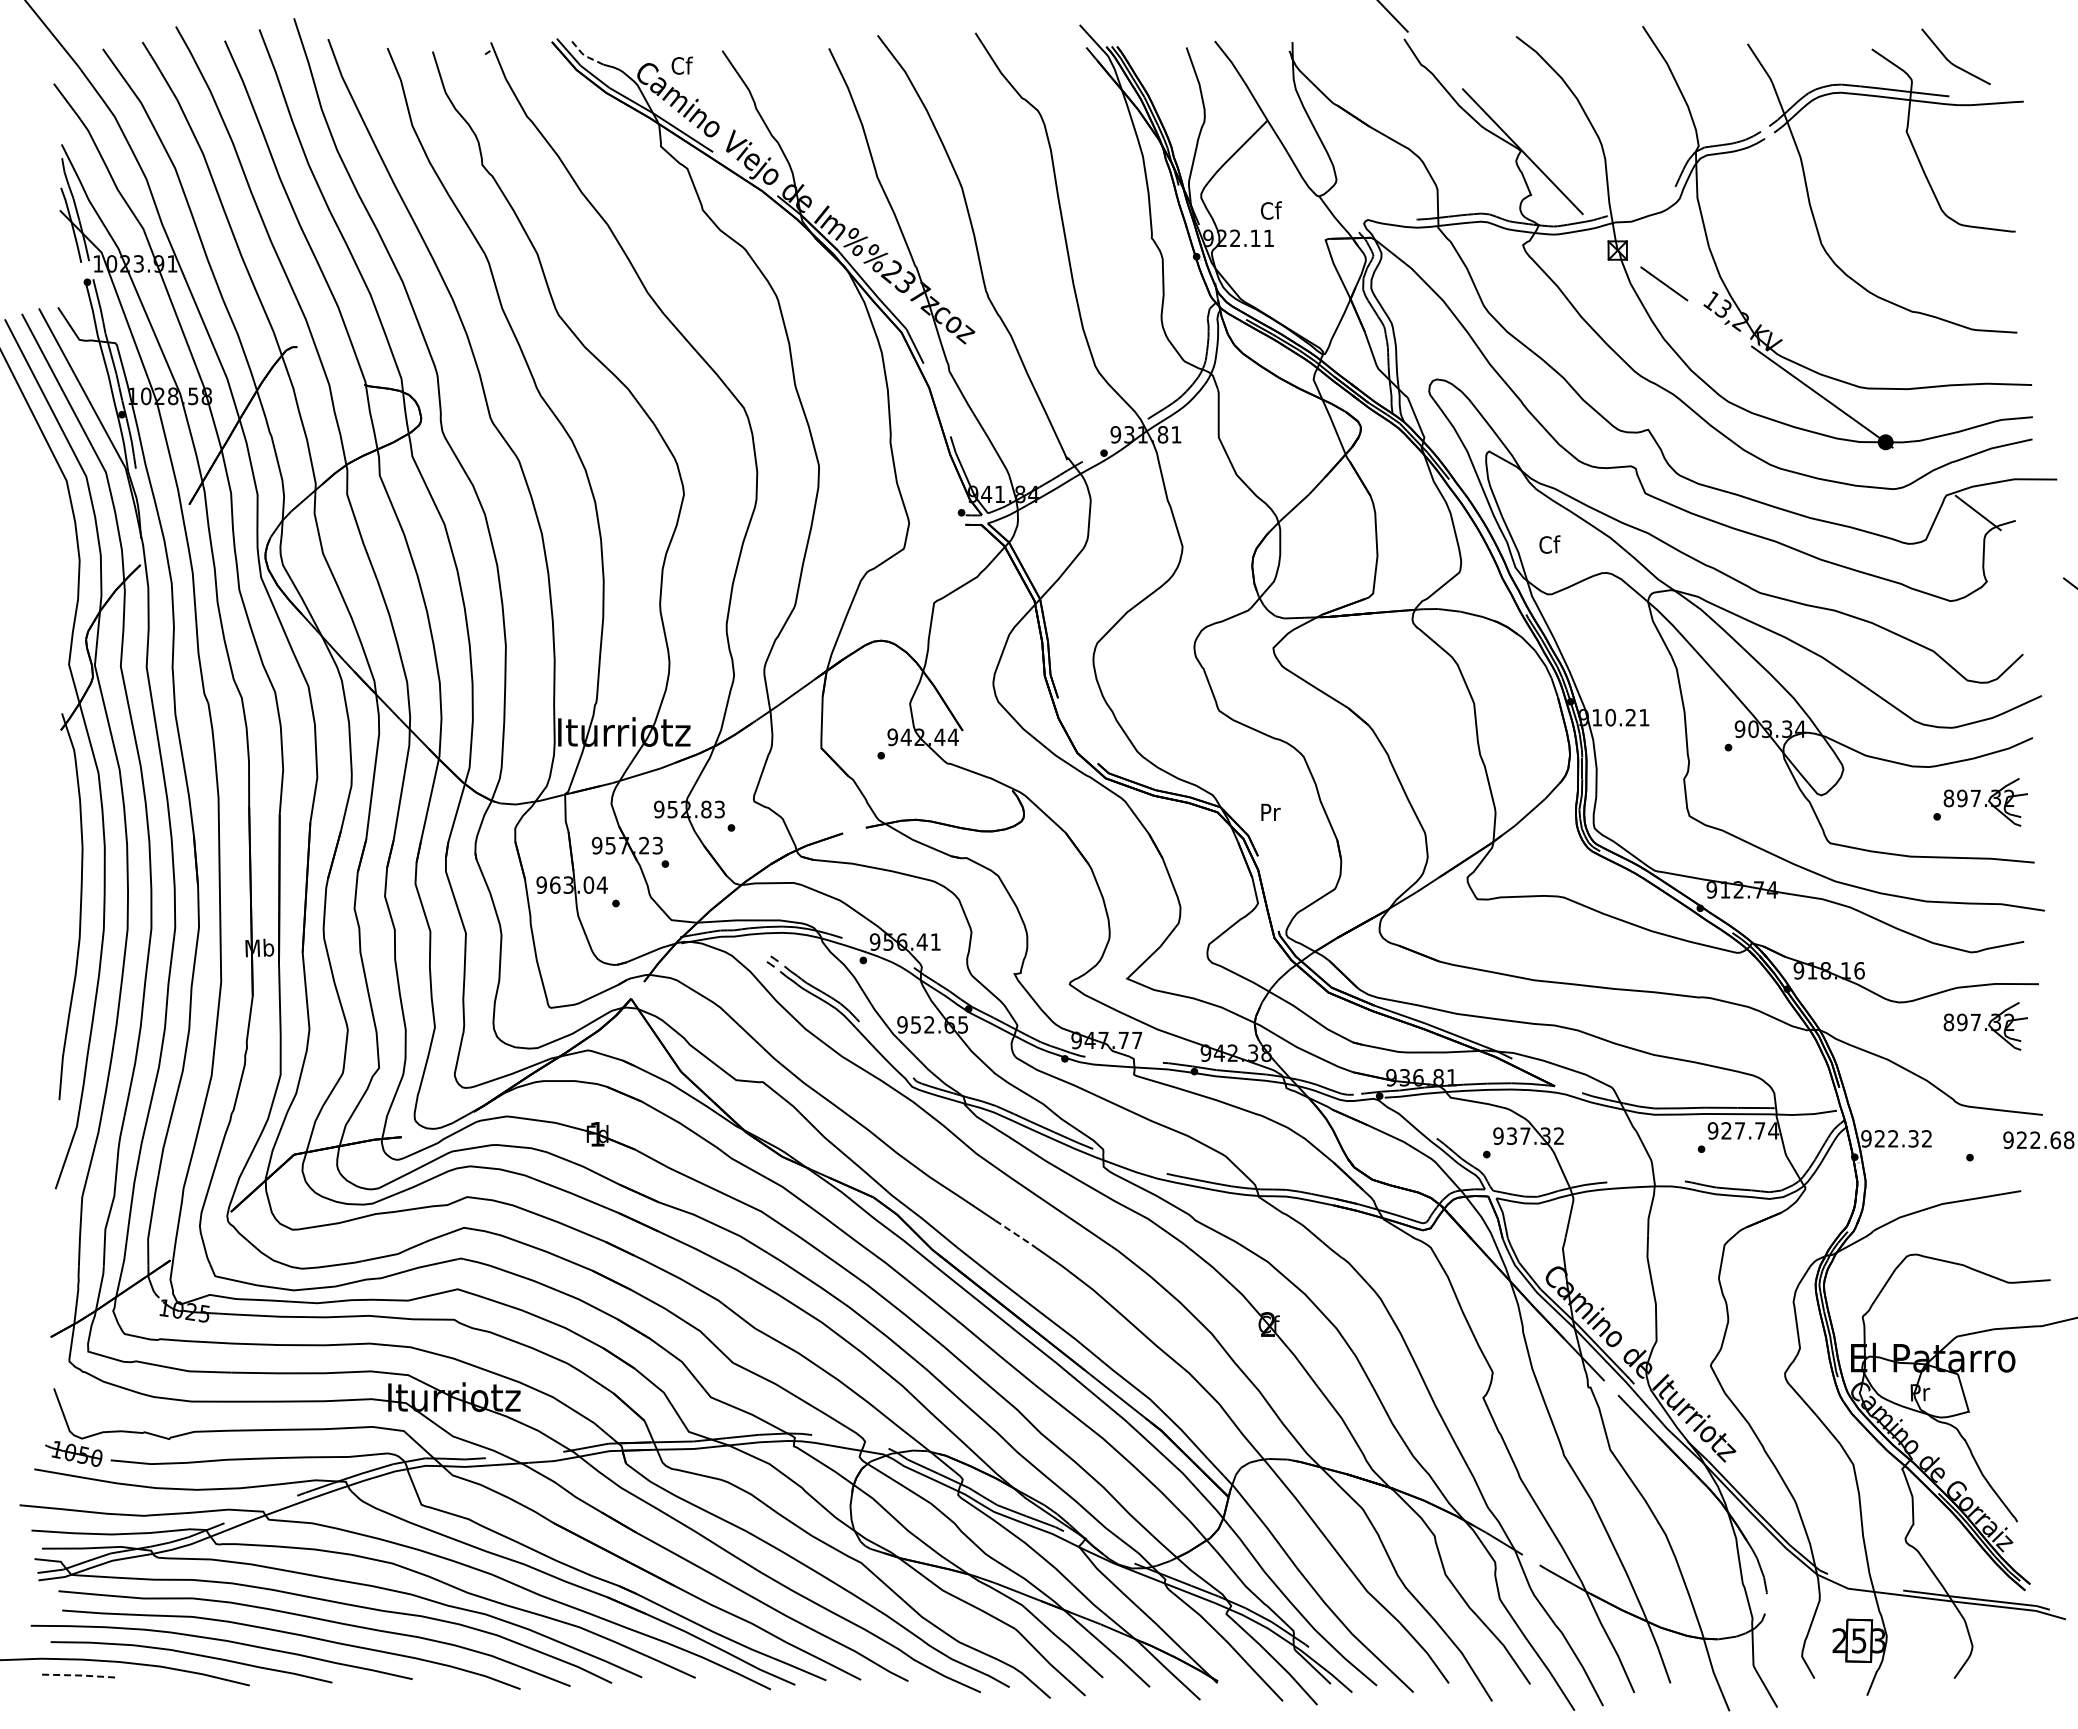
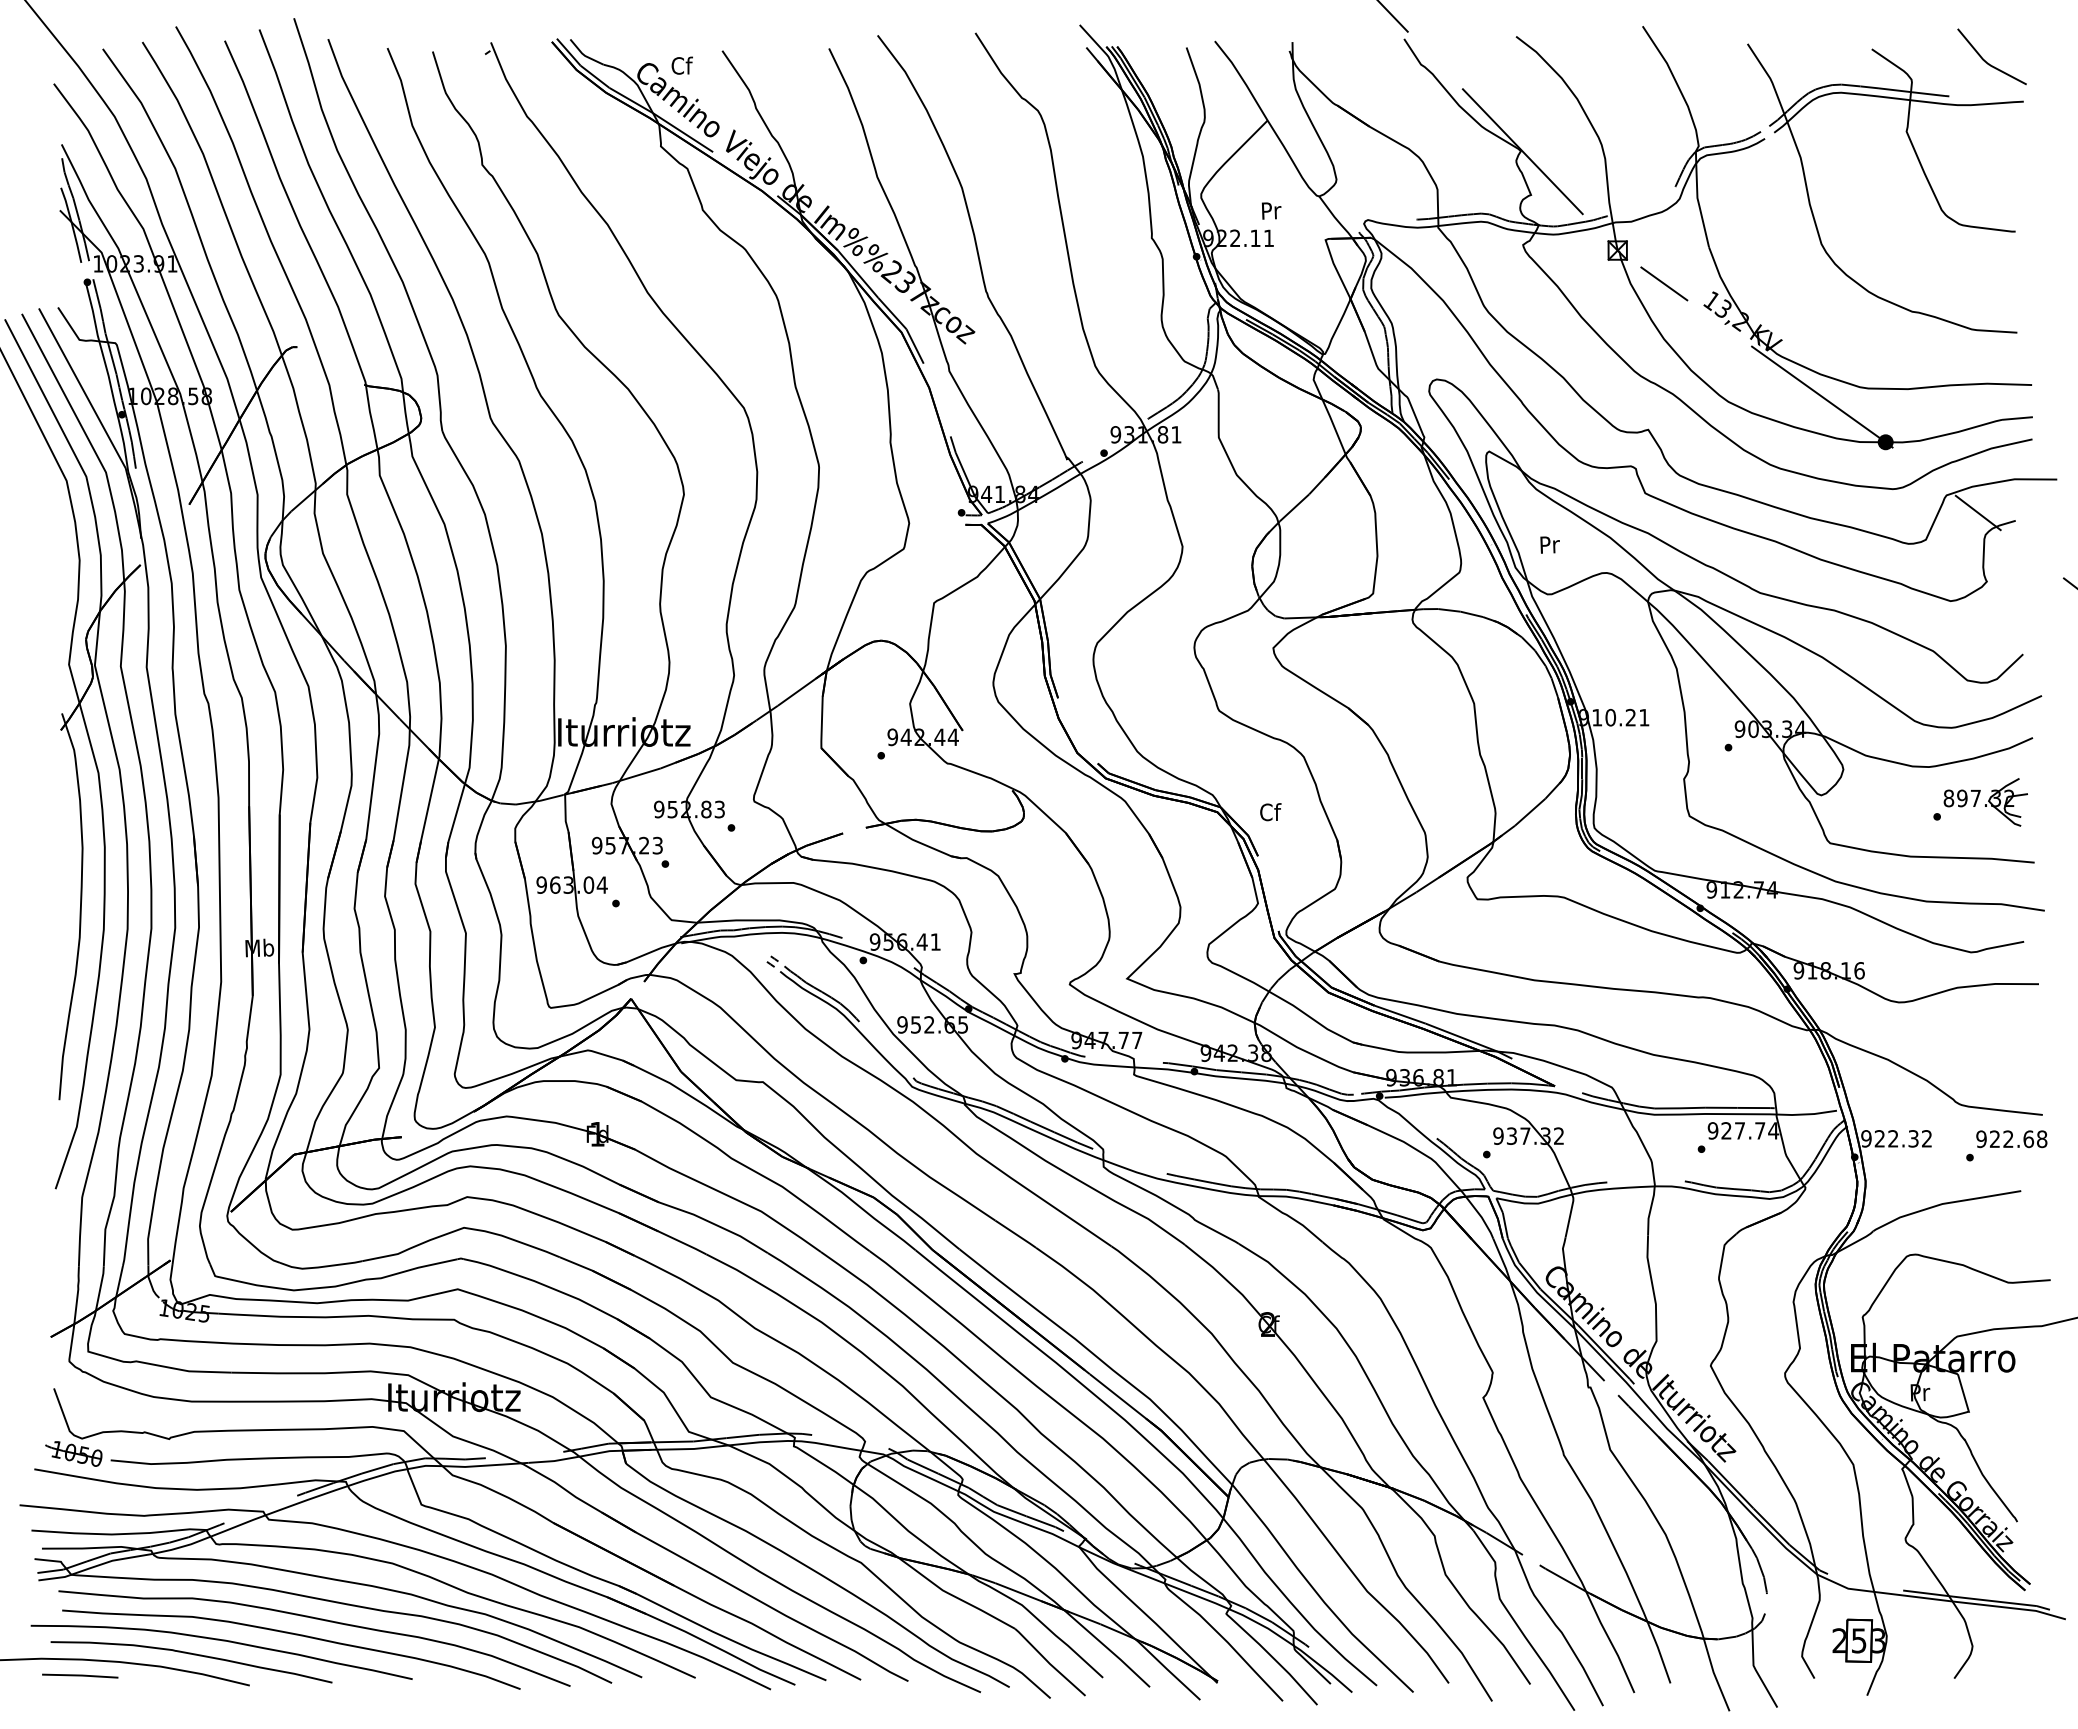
line: dashed -> solid (583, 54)
line position: (1952, 62) -> (1988, 62) (1988, 62)
text: Cf -> Pr (1270, 210)
text: Cf -> Pr (1549, 544)
text: Pr -> Cf (1270, 812)
part: present -> none (1985, 1026)
text position: (2038, 1140) -> (2011, 1139) (2011, 1139)
line: dashed -> solid (1016, 1234)
line: dashed -> solid (80, 1675)
